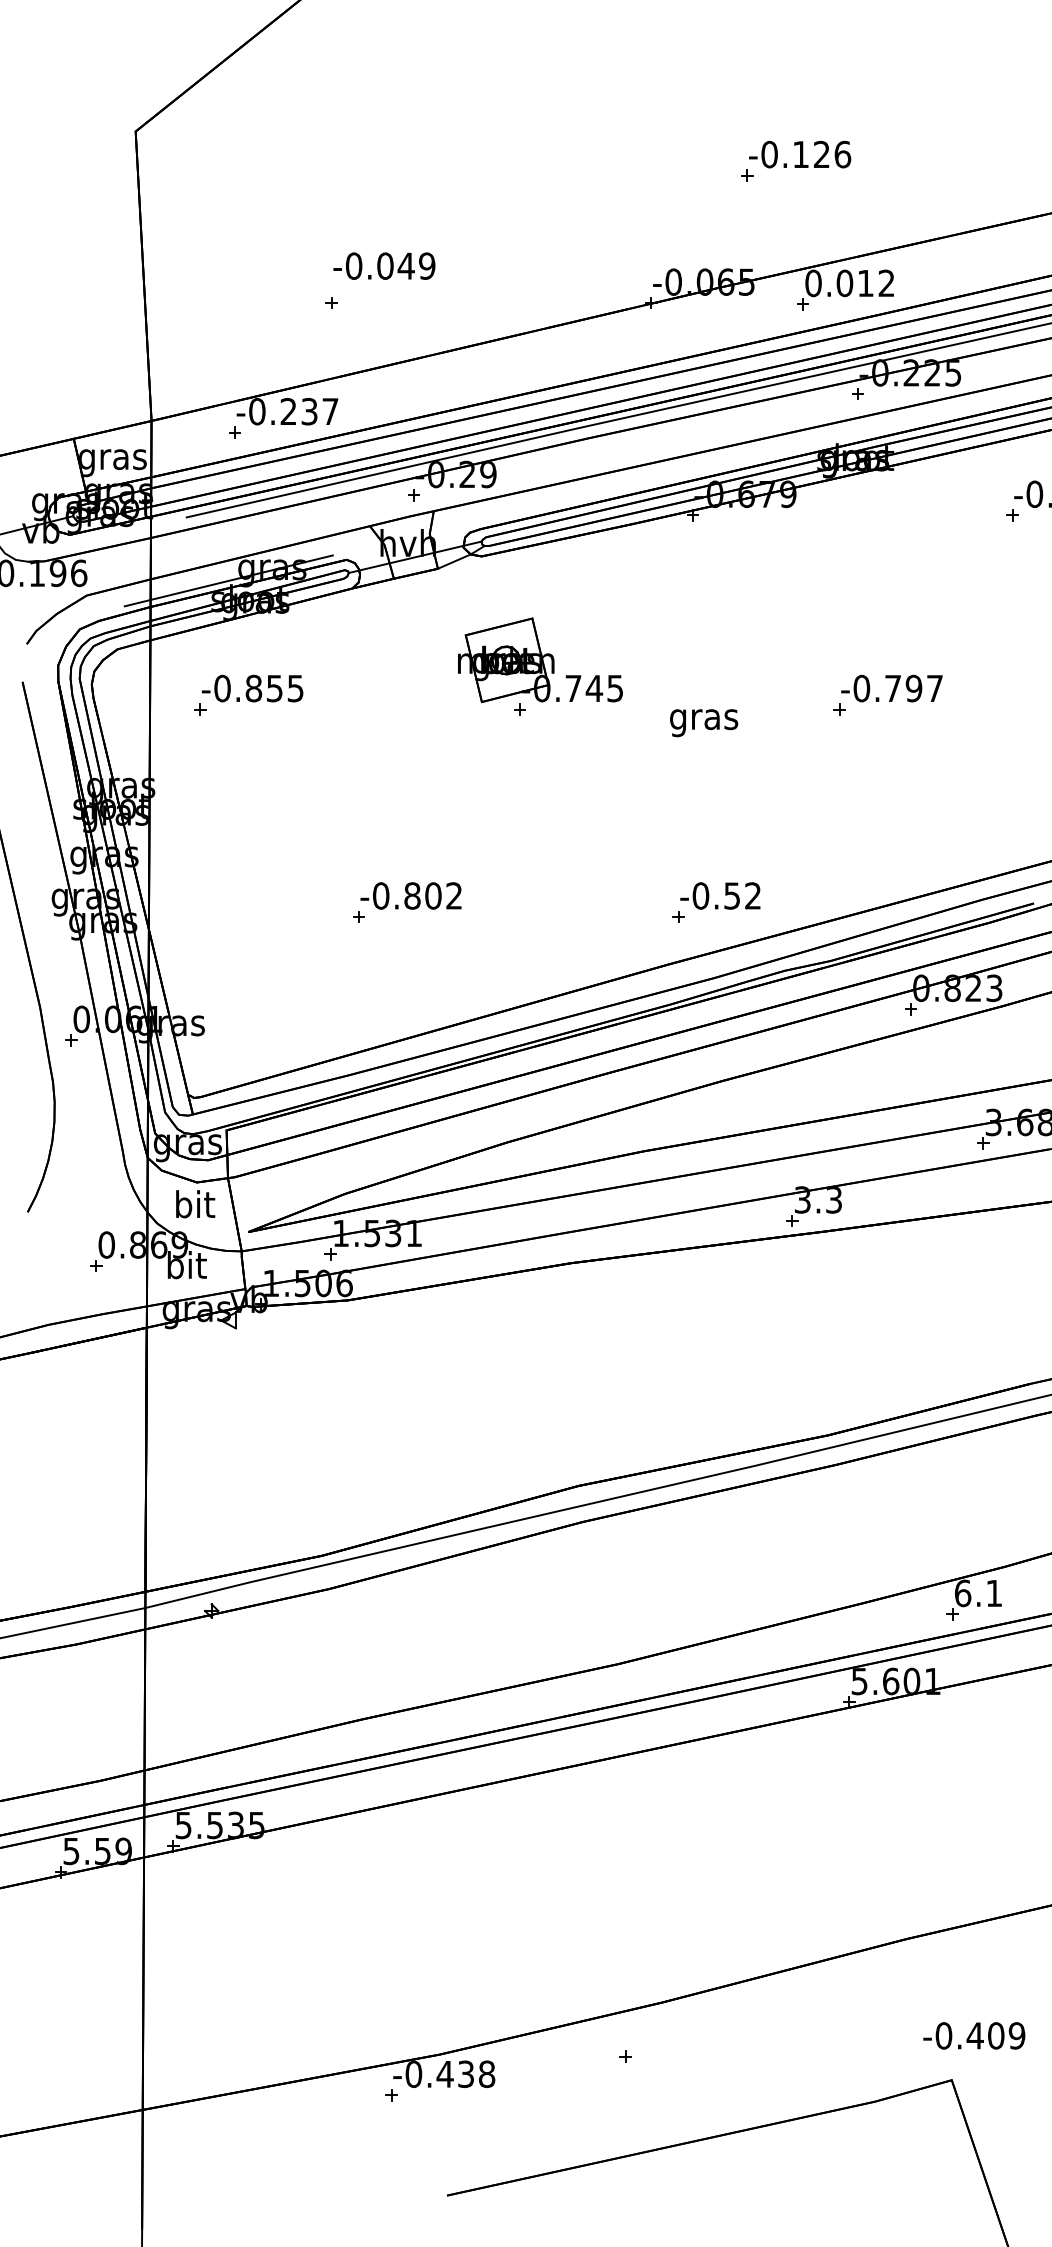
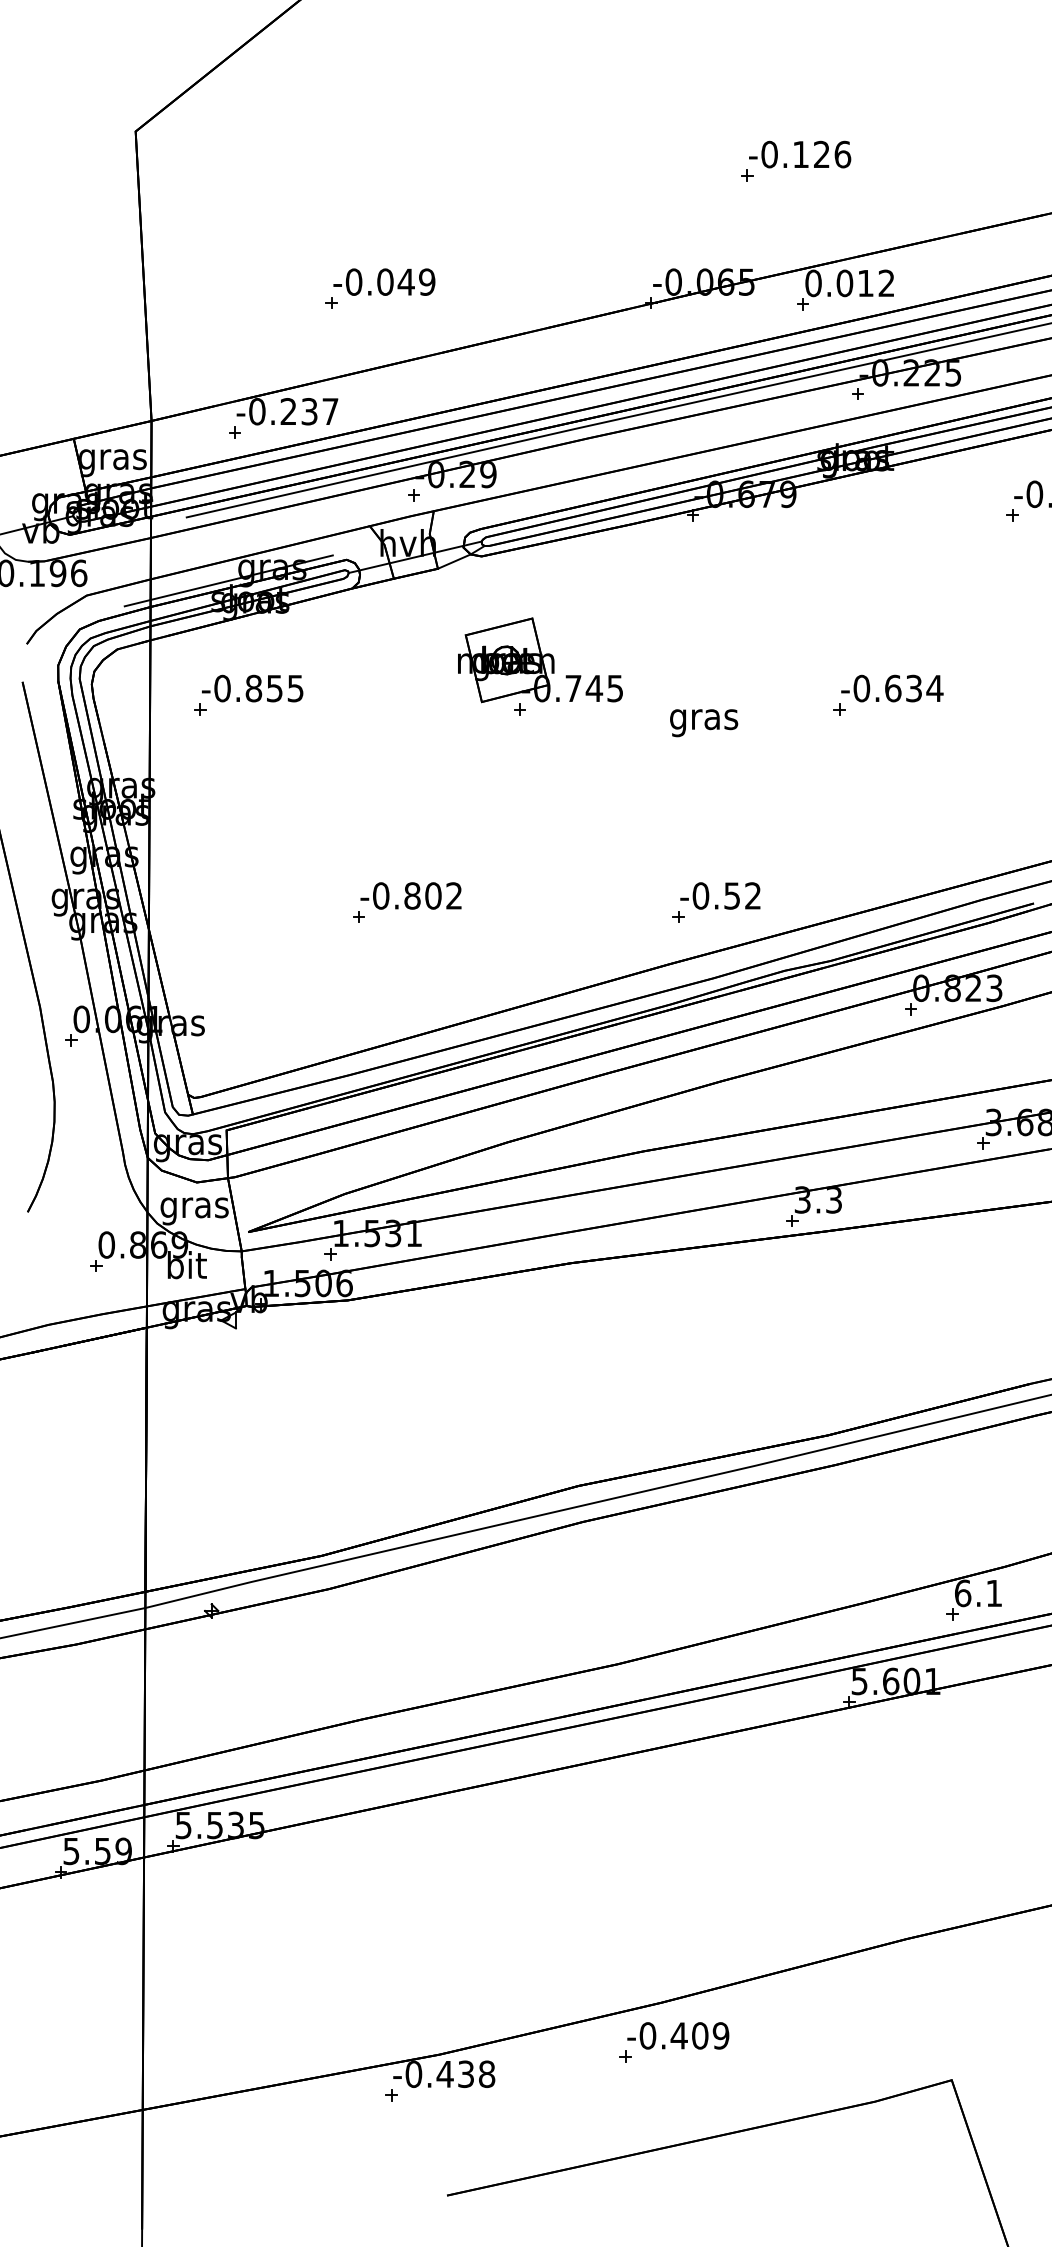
text position: (384, 265) -> (384, 281) (384, 281)
text: -0.797 -> -0.634 (914, 688)
text: bit -> gras (194, 1207)
text position: (974, 2035) -> (678, 2035) (678, 2035)
